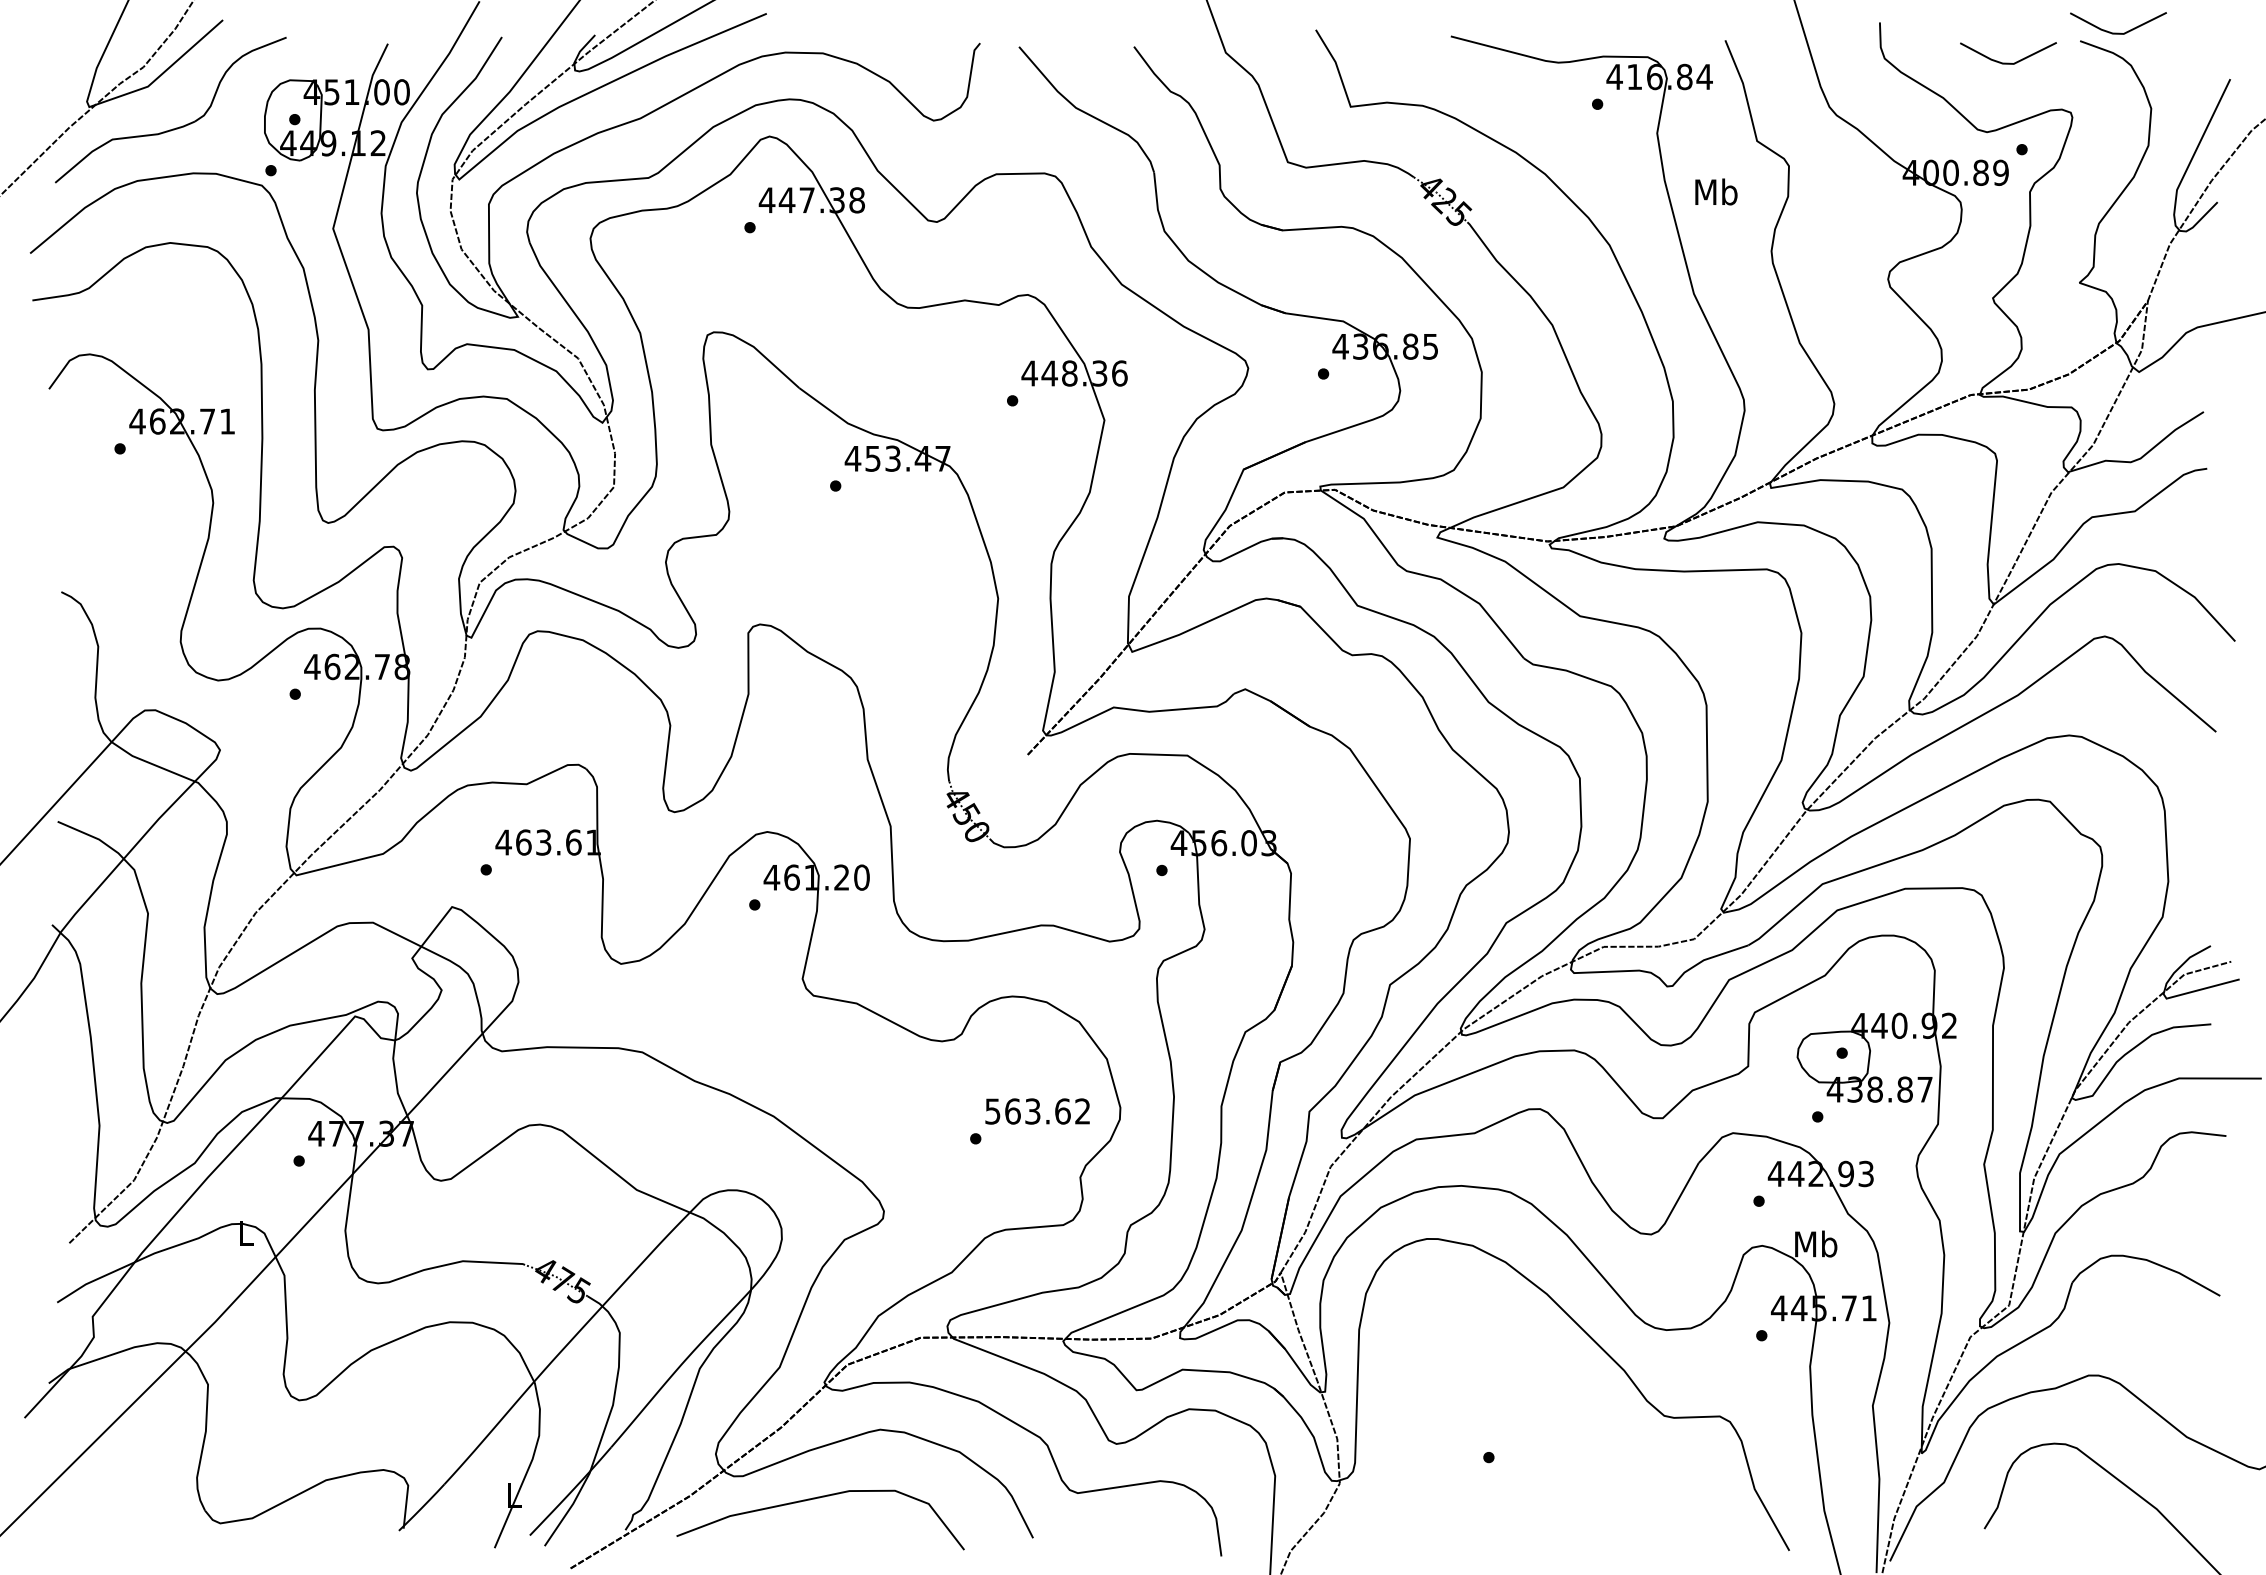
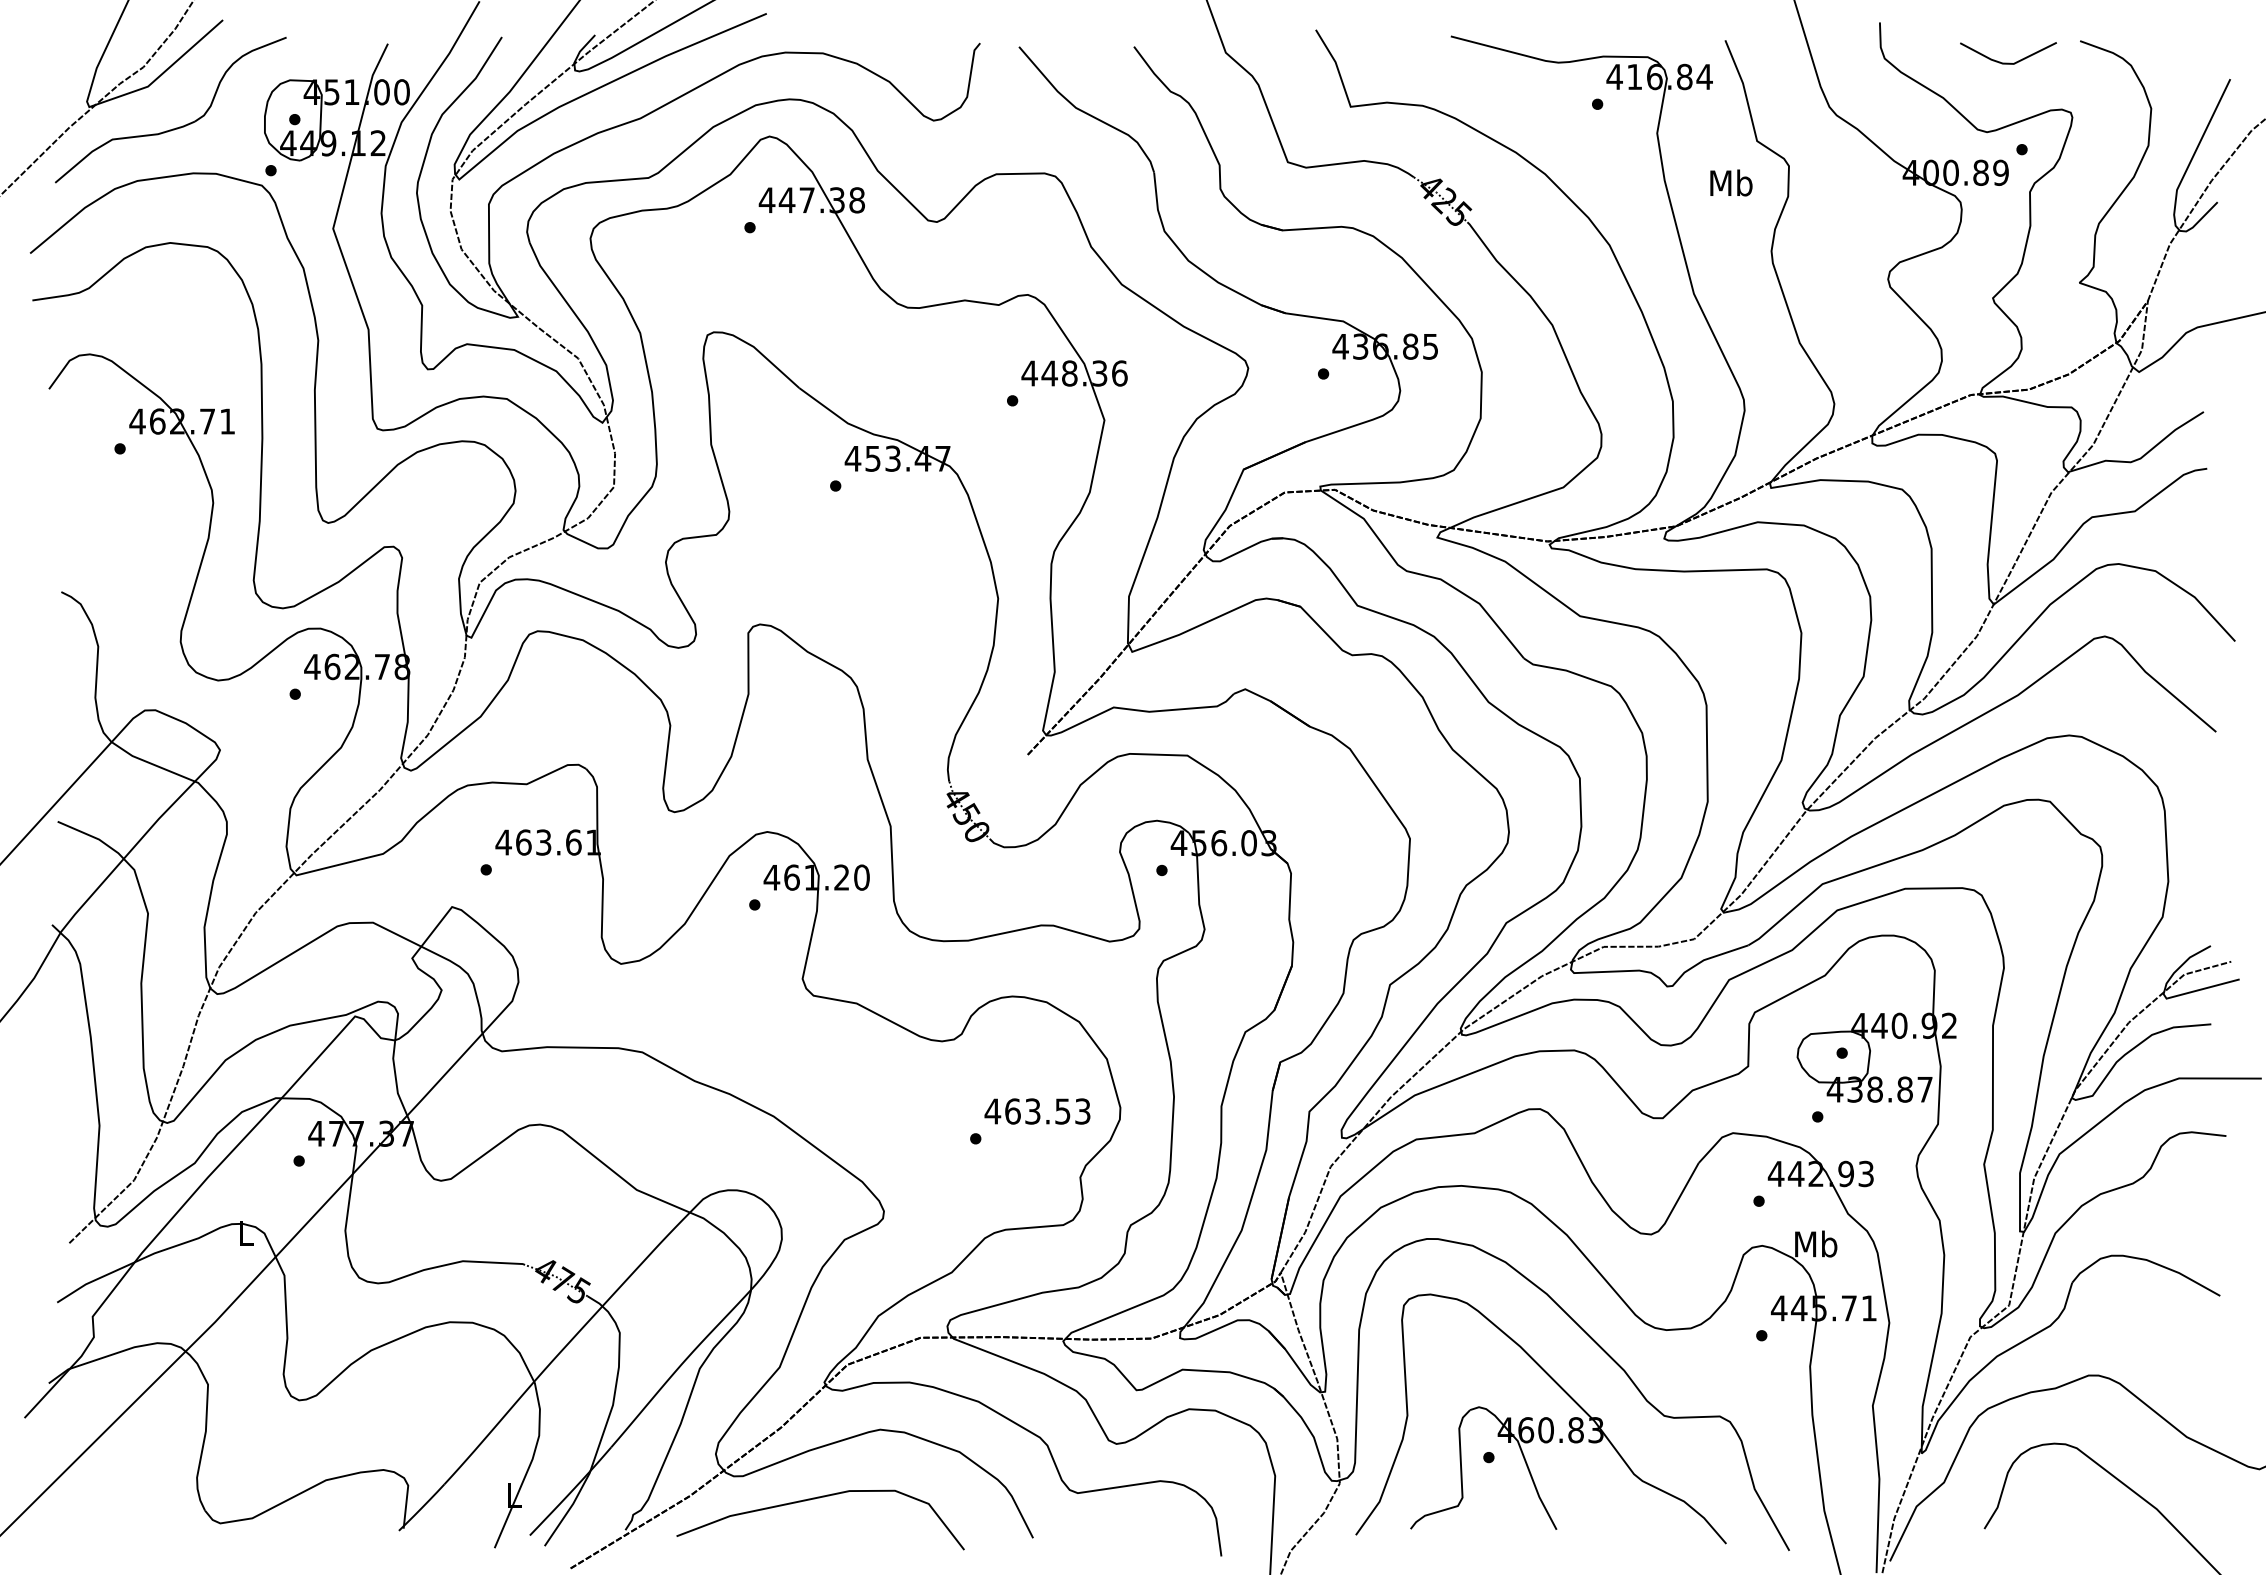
line: present -> none (2118, 32)
text position: (1716, 191) -> (1731, 182) (1731, 182)
text: 563.62 -> 463.53 (1037, 1111)
part: none -> present (1540, 1418)
